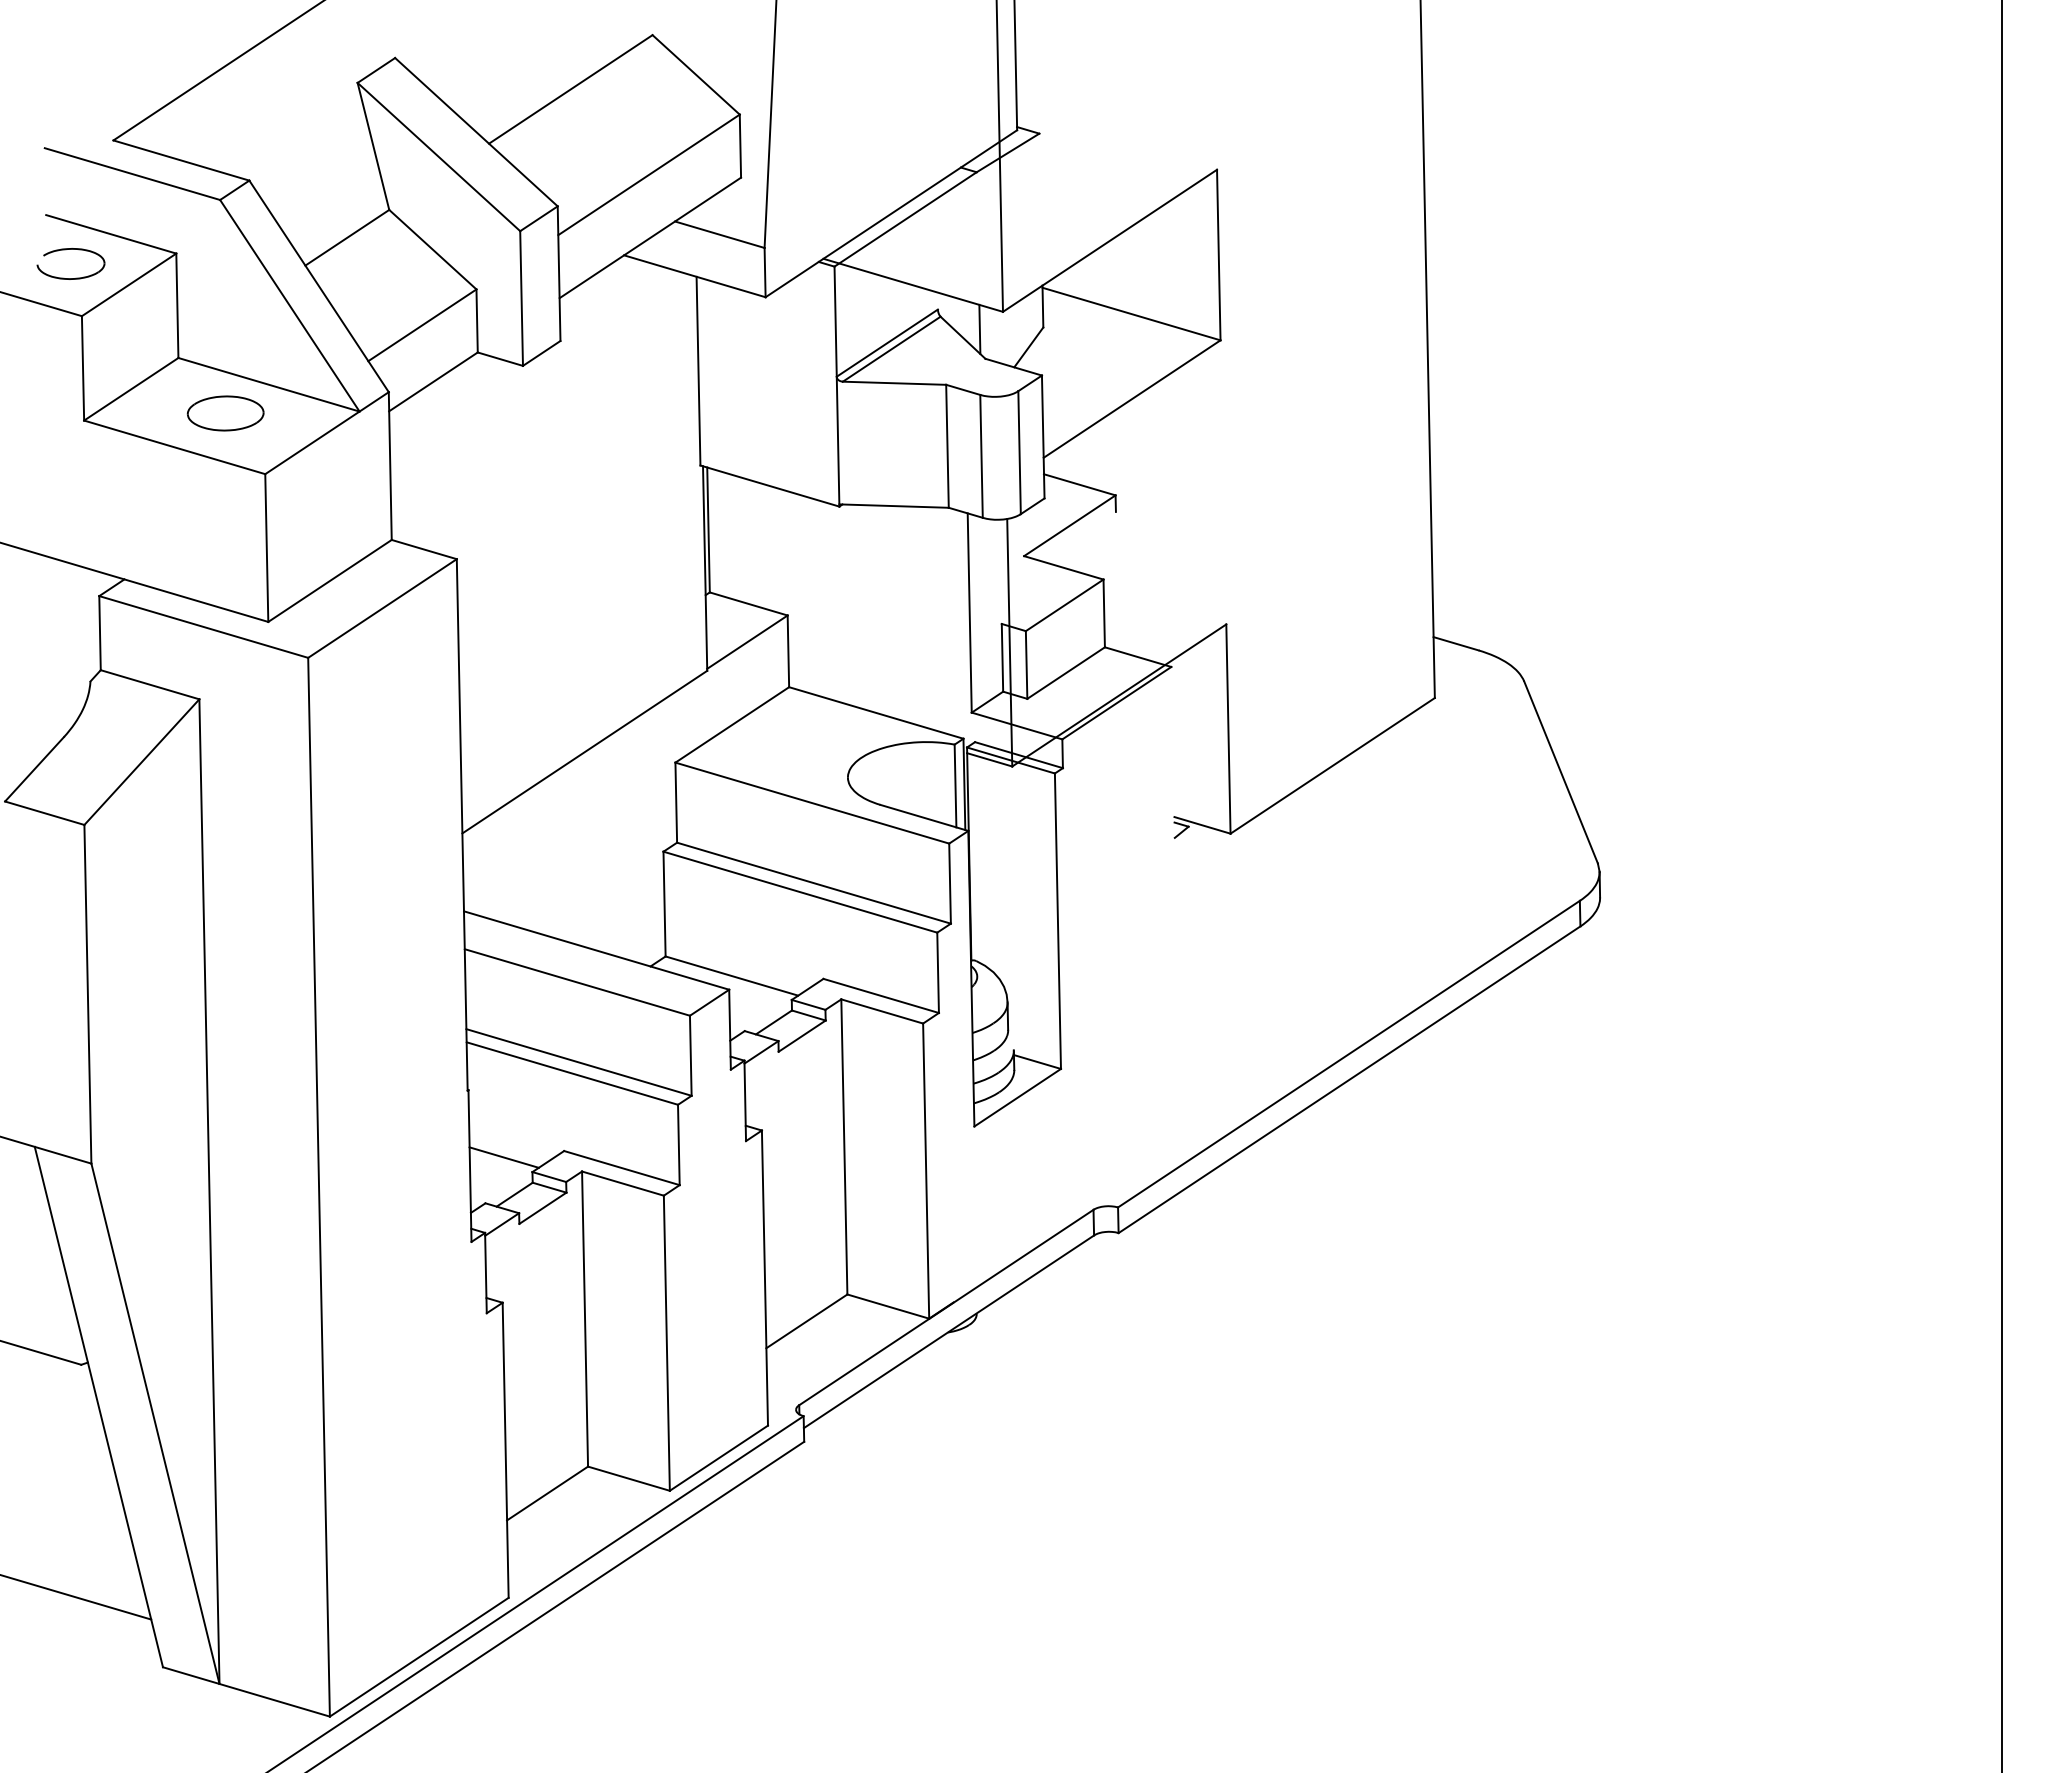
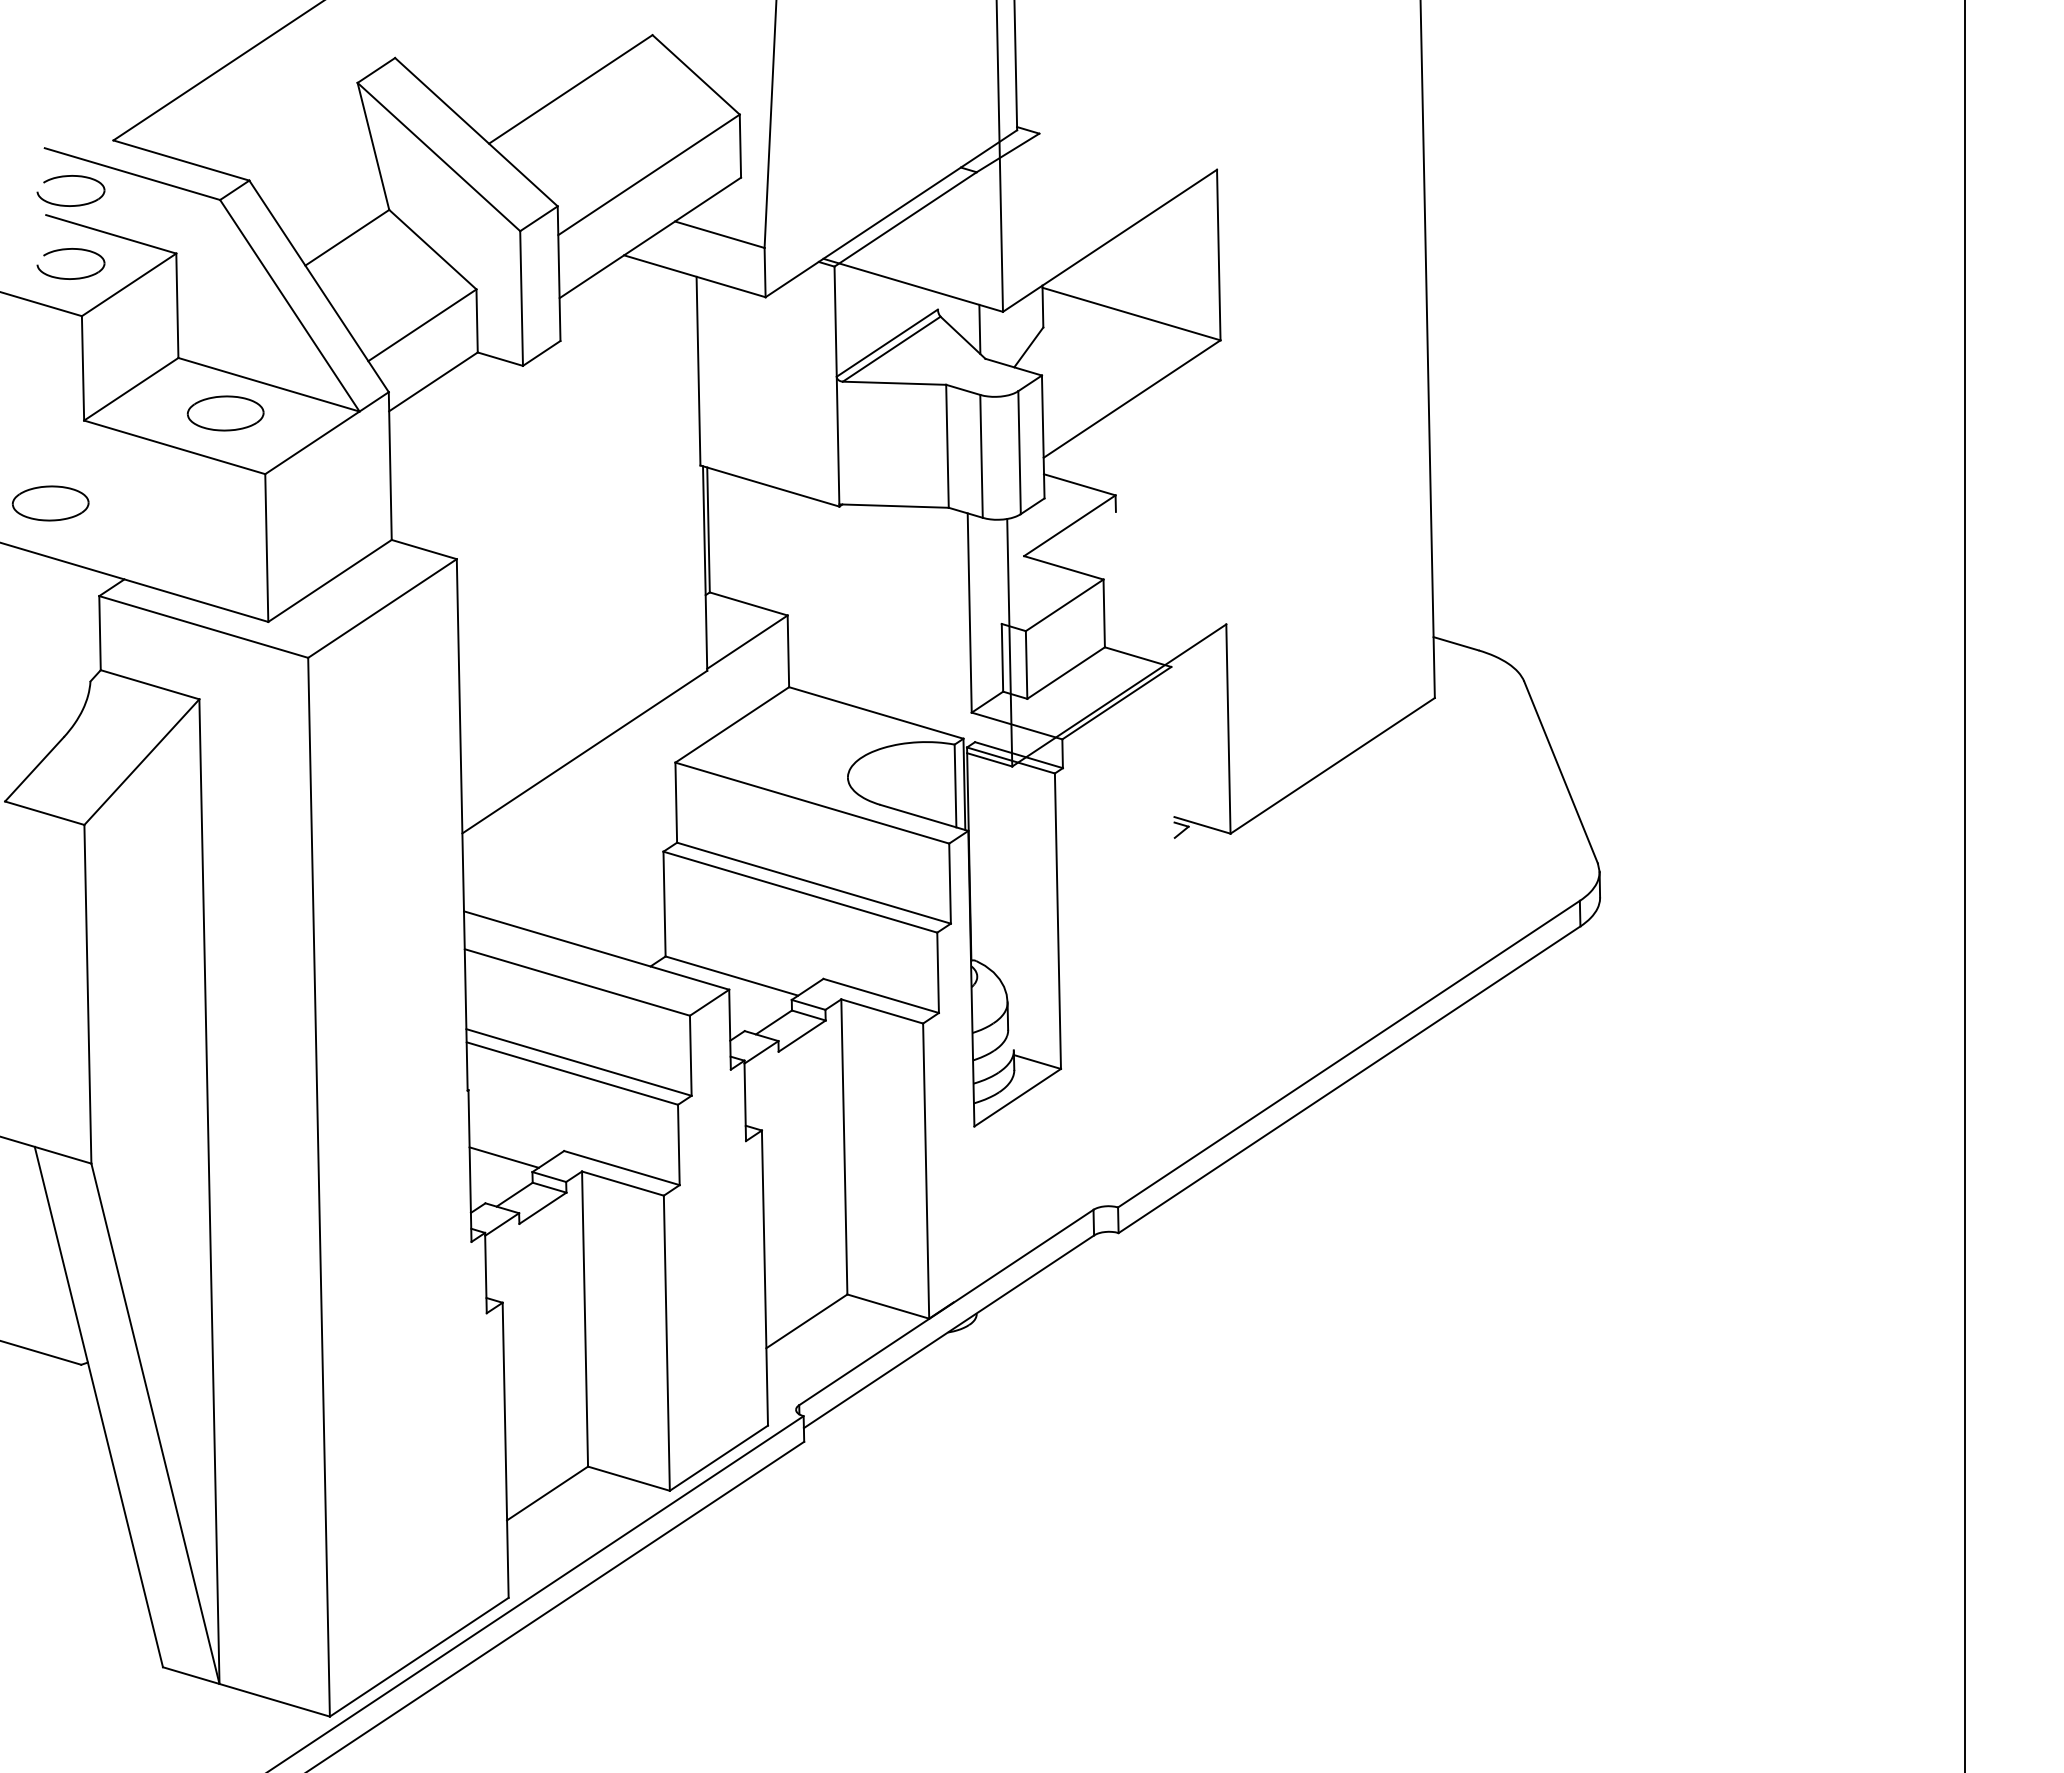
part: none -> present (66, 177)
part: none -> present (50, 503)
line position: (2002, 885) -> (1965, 885) (1965, 885)
line: present -> none (76, 1597)
